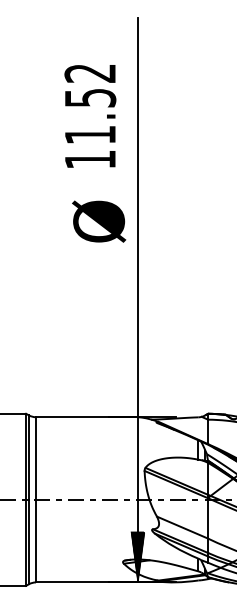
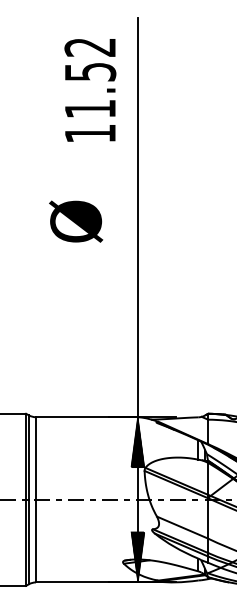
text position: (90, 116) -> (90, 90) (90, 90)
text position: (99, 221) -> (76, 221) (76, 221)
hatch: none -> present (137, 442)
